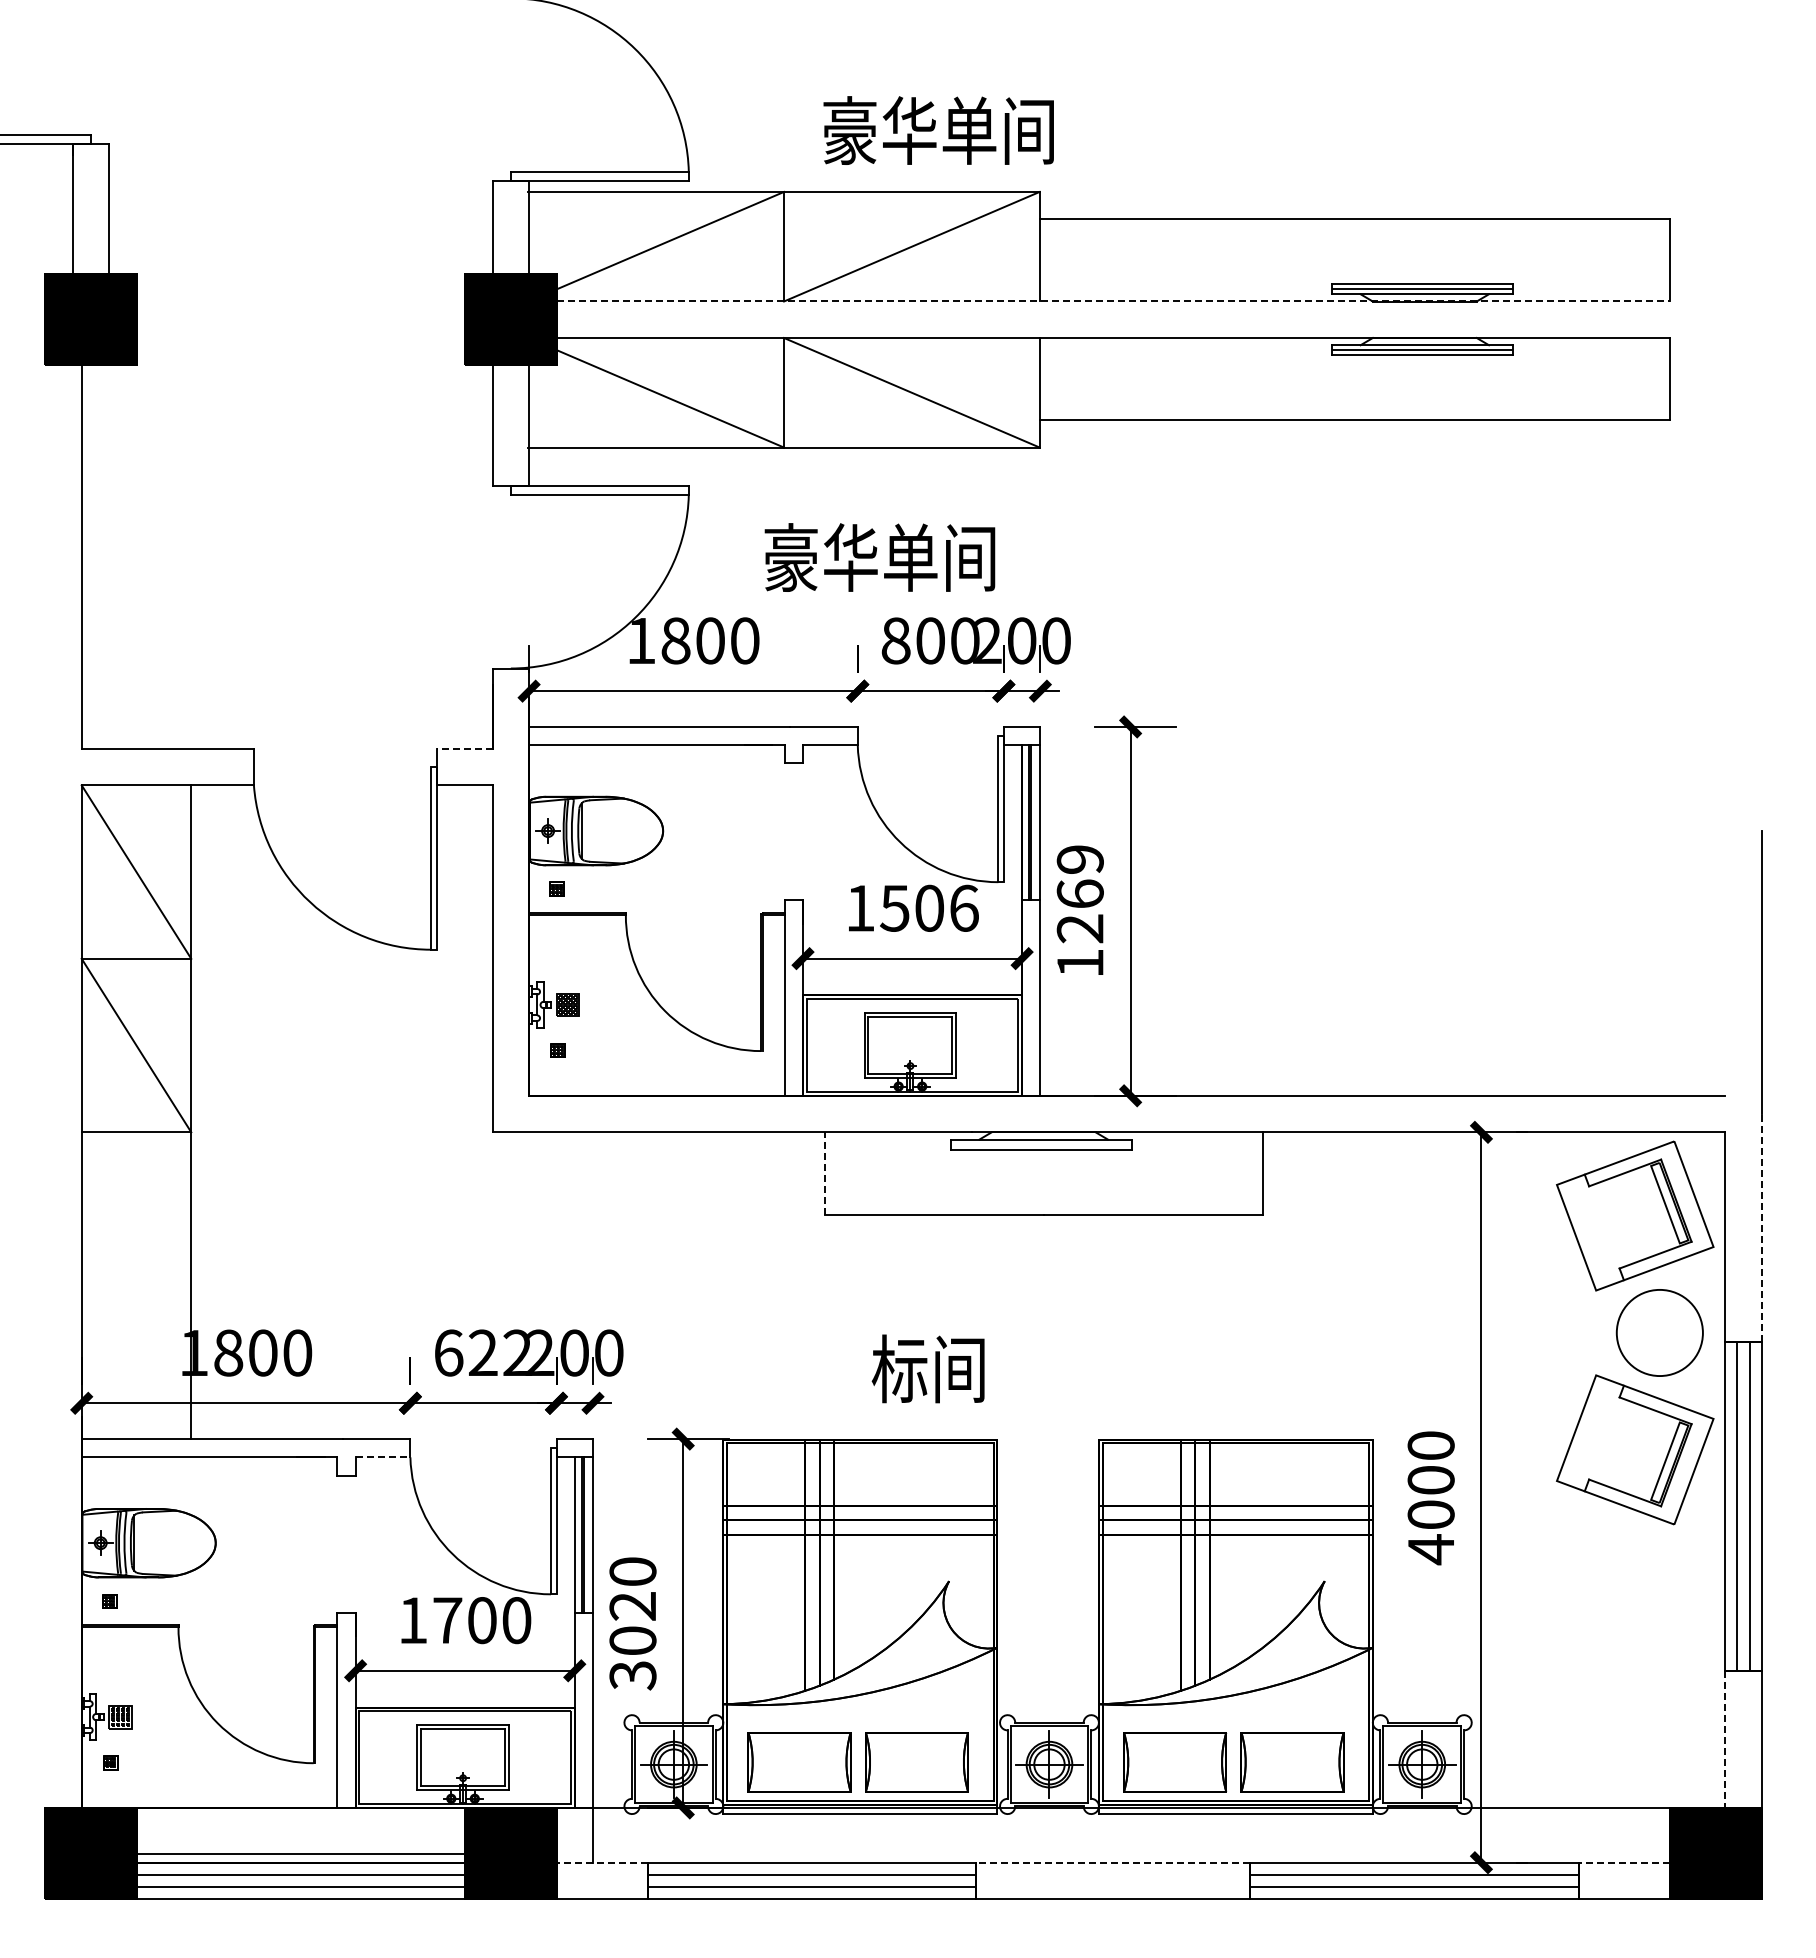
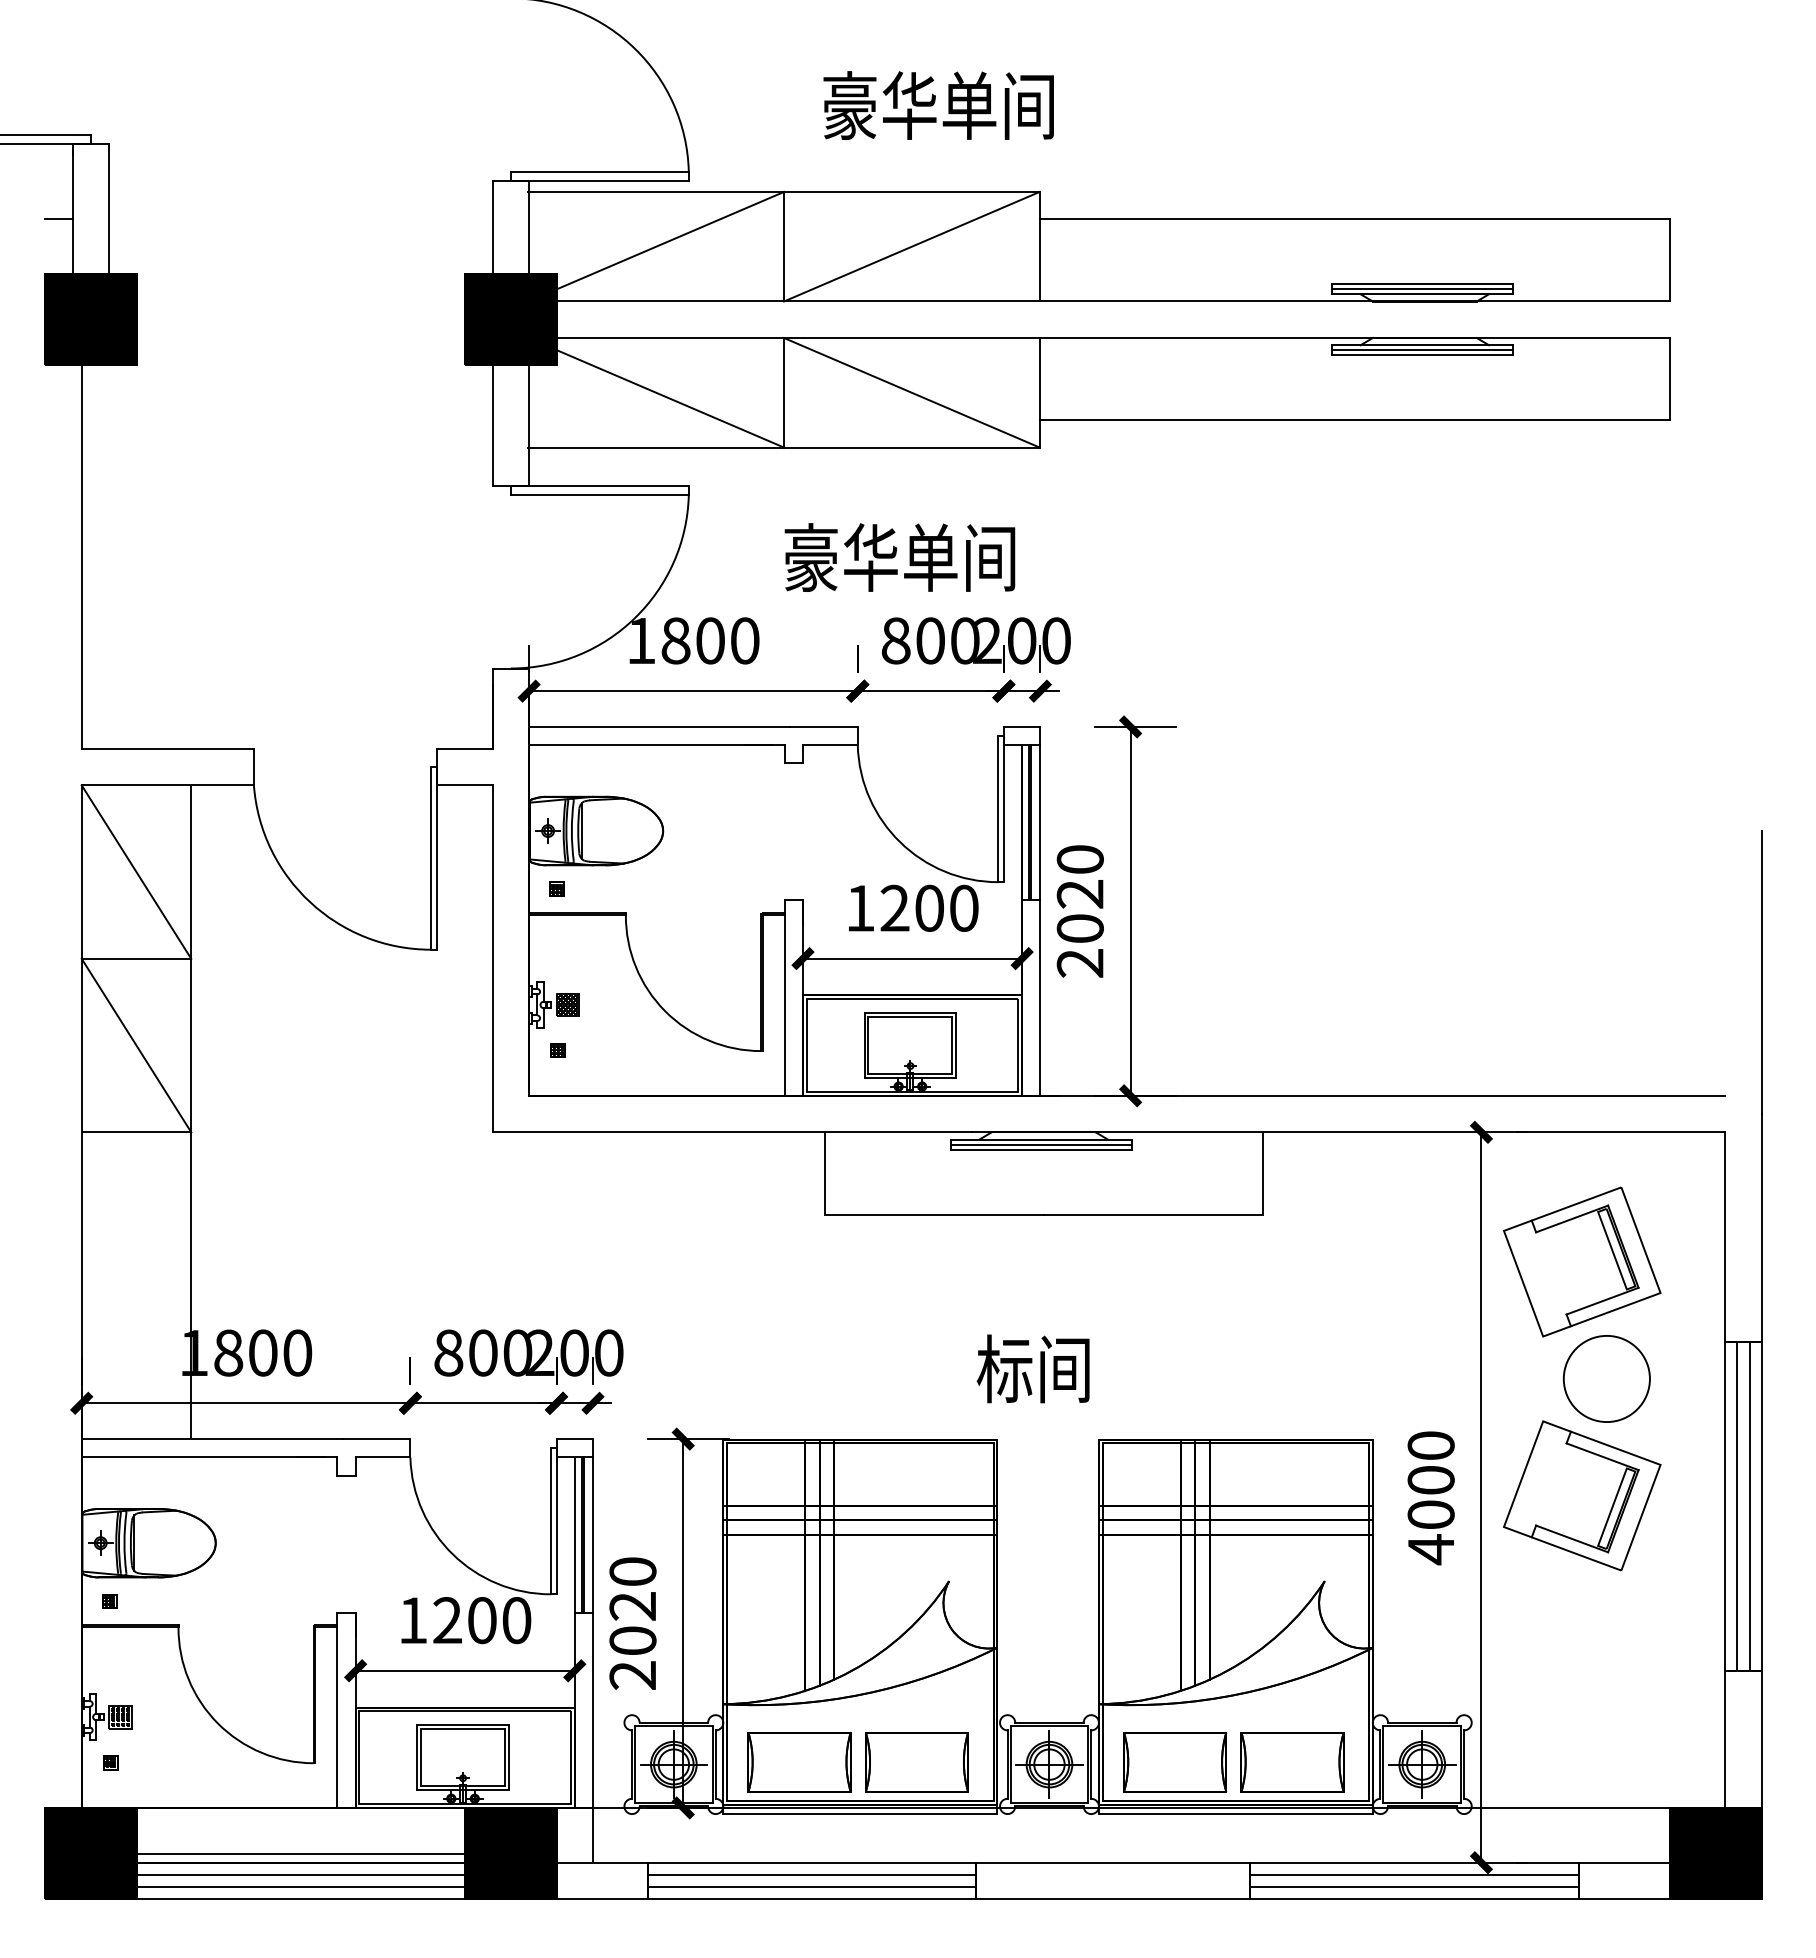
text position: (938, 130) -> (938, 105) (938, 105)
line: none -> present (58, 219)
line: dashed -> solid (1113, 301)
text position: (879, 557) -> (899, 557) (899, 557)
line: dashed -> solid (464, 748)
text: 1506 -> 1200 (929, 907)
text: 1269 -> 2020 (1079, 911)
line: none -> present (1041, 1144)
line: dashed -> solid (824, 1172)
line: dashed -> solid (1761, 1227)
part position: (1635, 1332) -> (1582, 1378) (1582, 1378)
text: 622 -> 800 (483, 1352)
text position: (927, 1368) -> (1032, 1368) (1032, 1368)
line: dashed -> solid (383, 1457)
text: 1700 -> 1200 (447, 1620)
text: 3020 -> 2020 (632, 1675)
line: dashed -> solid (1725, 1739)
line: dashed -> solid (602, 1862)
line: dashed -> solid (1113, 1862)
line: dashed -> solid (1624, 1862)
